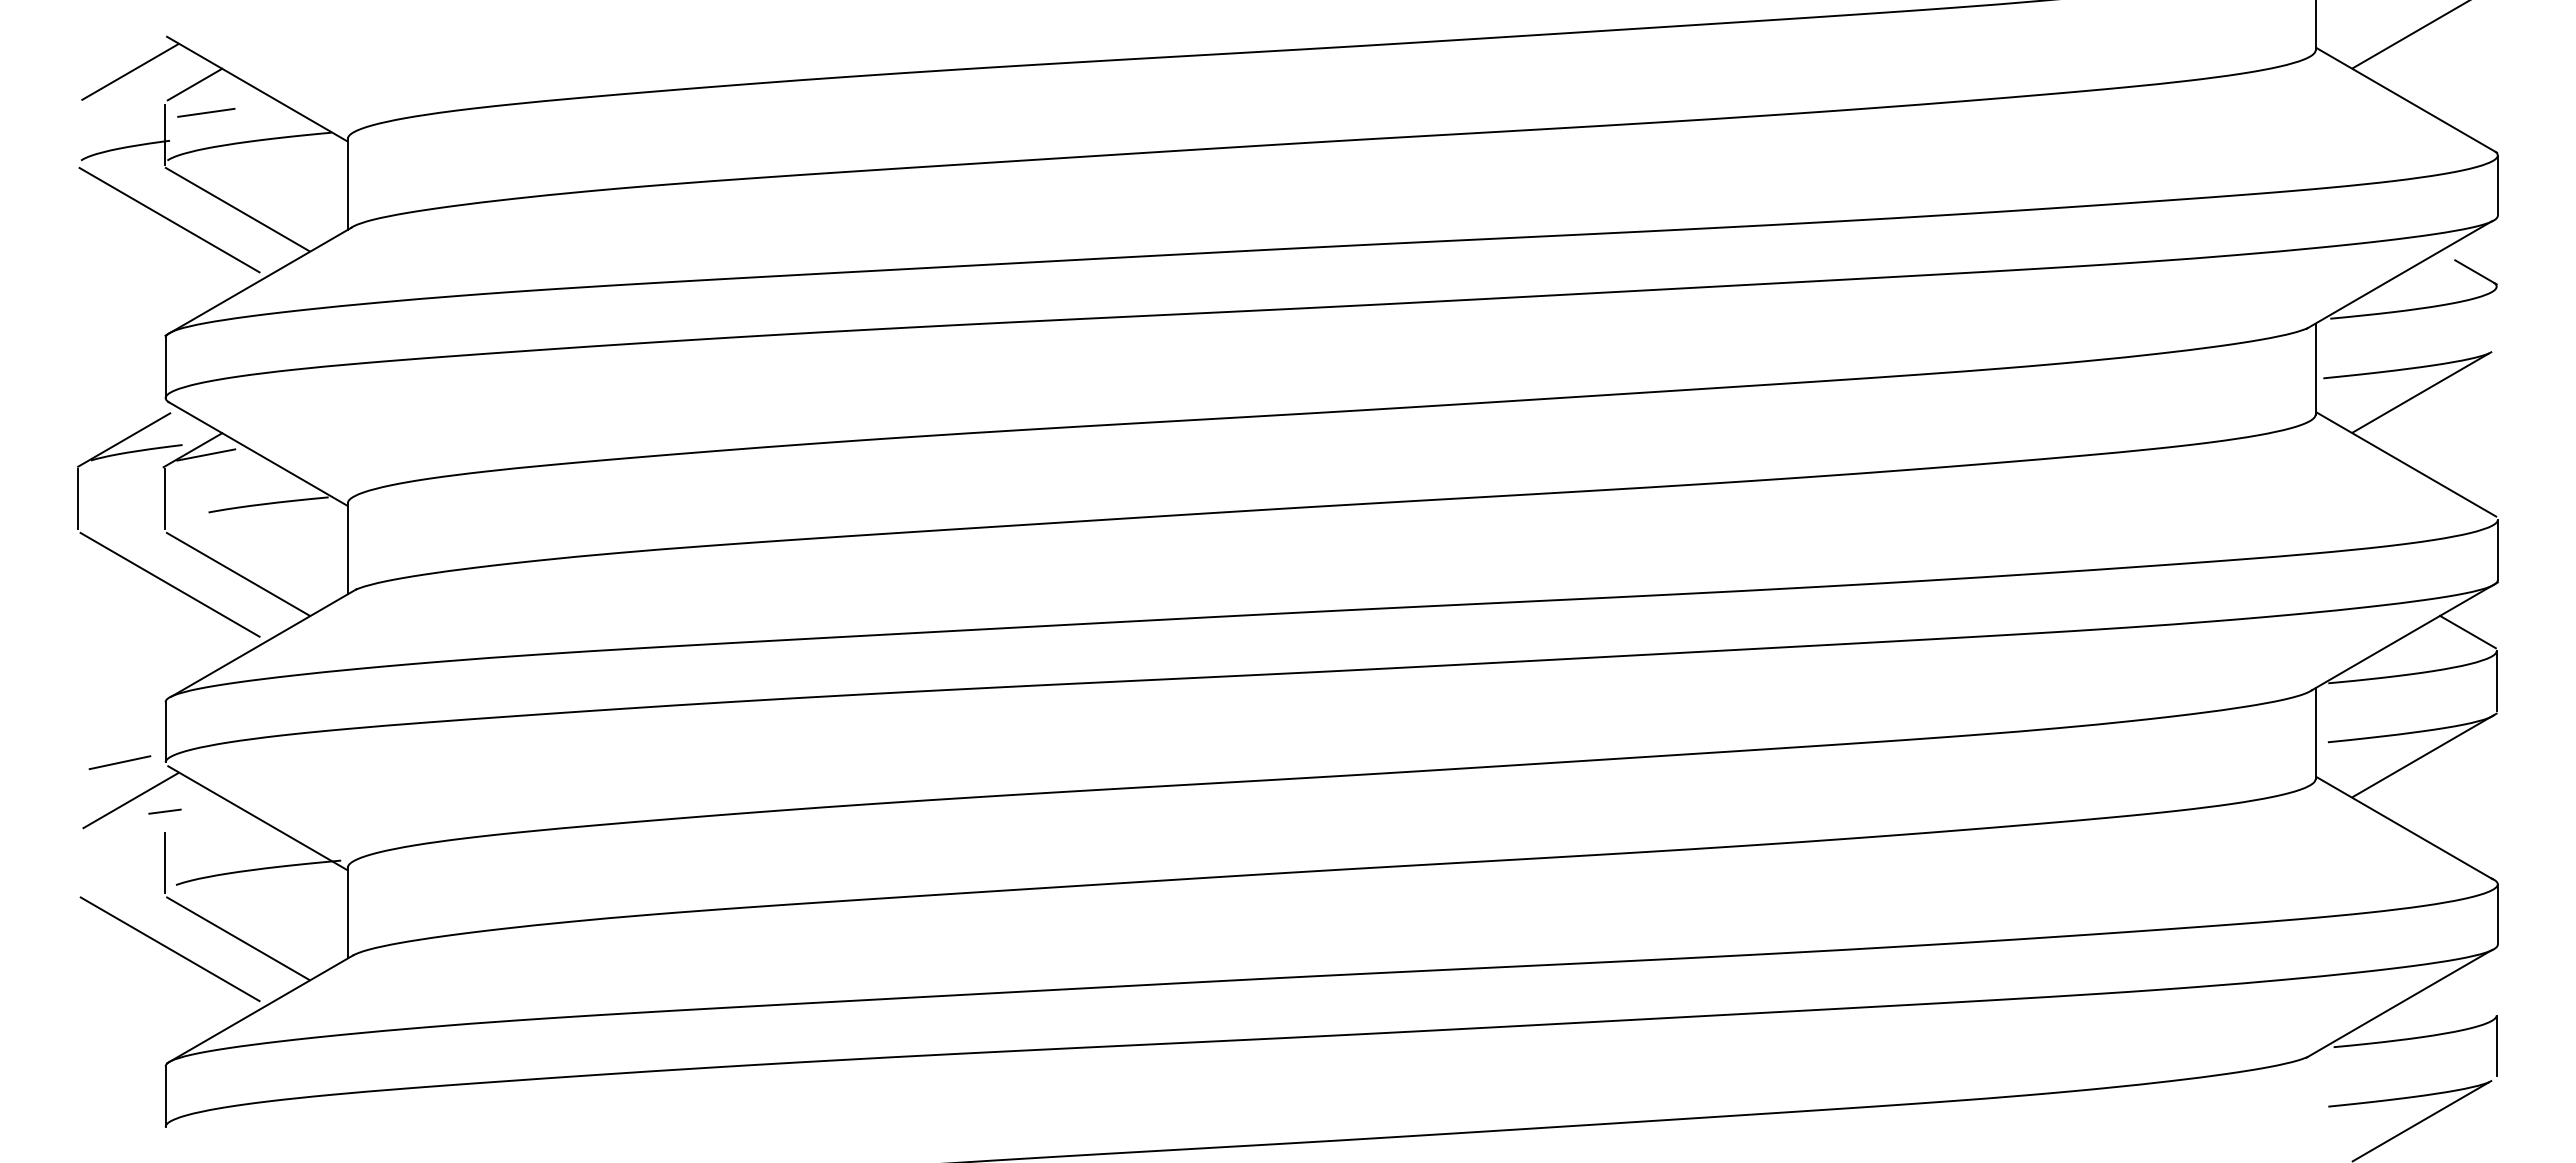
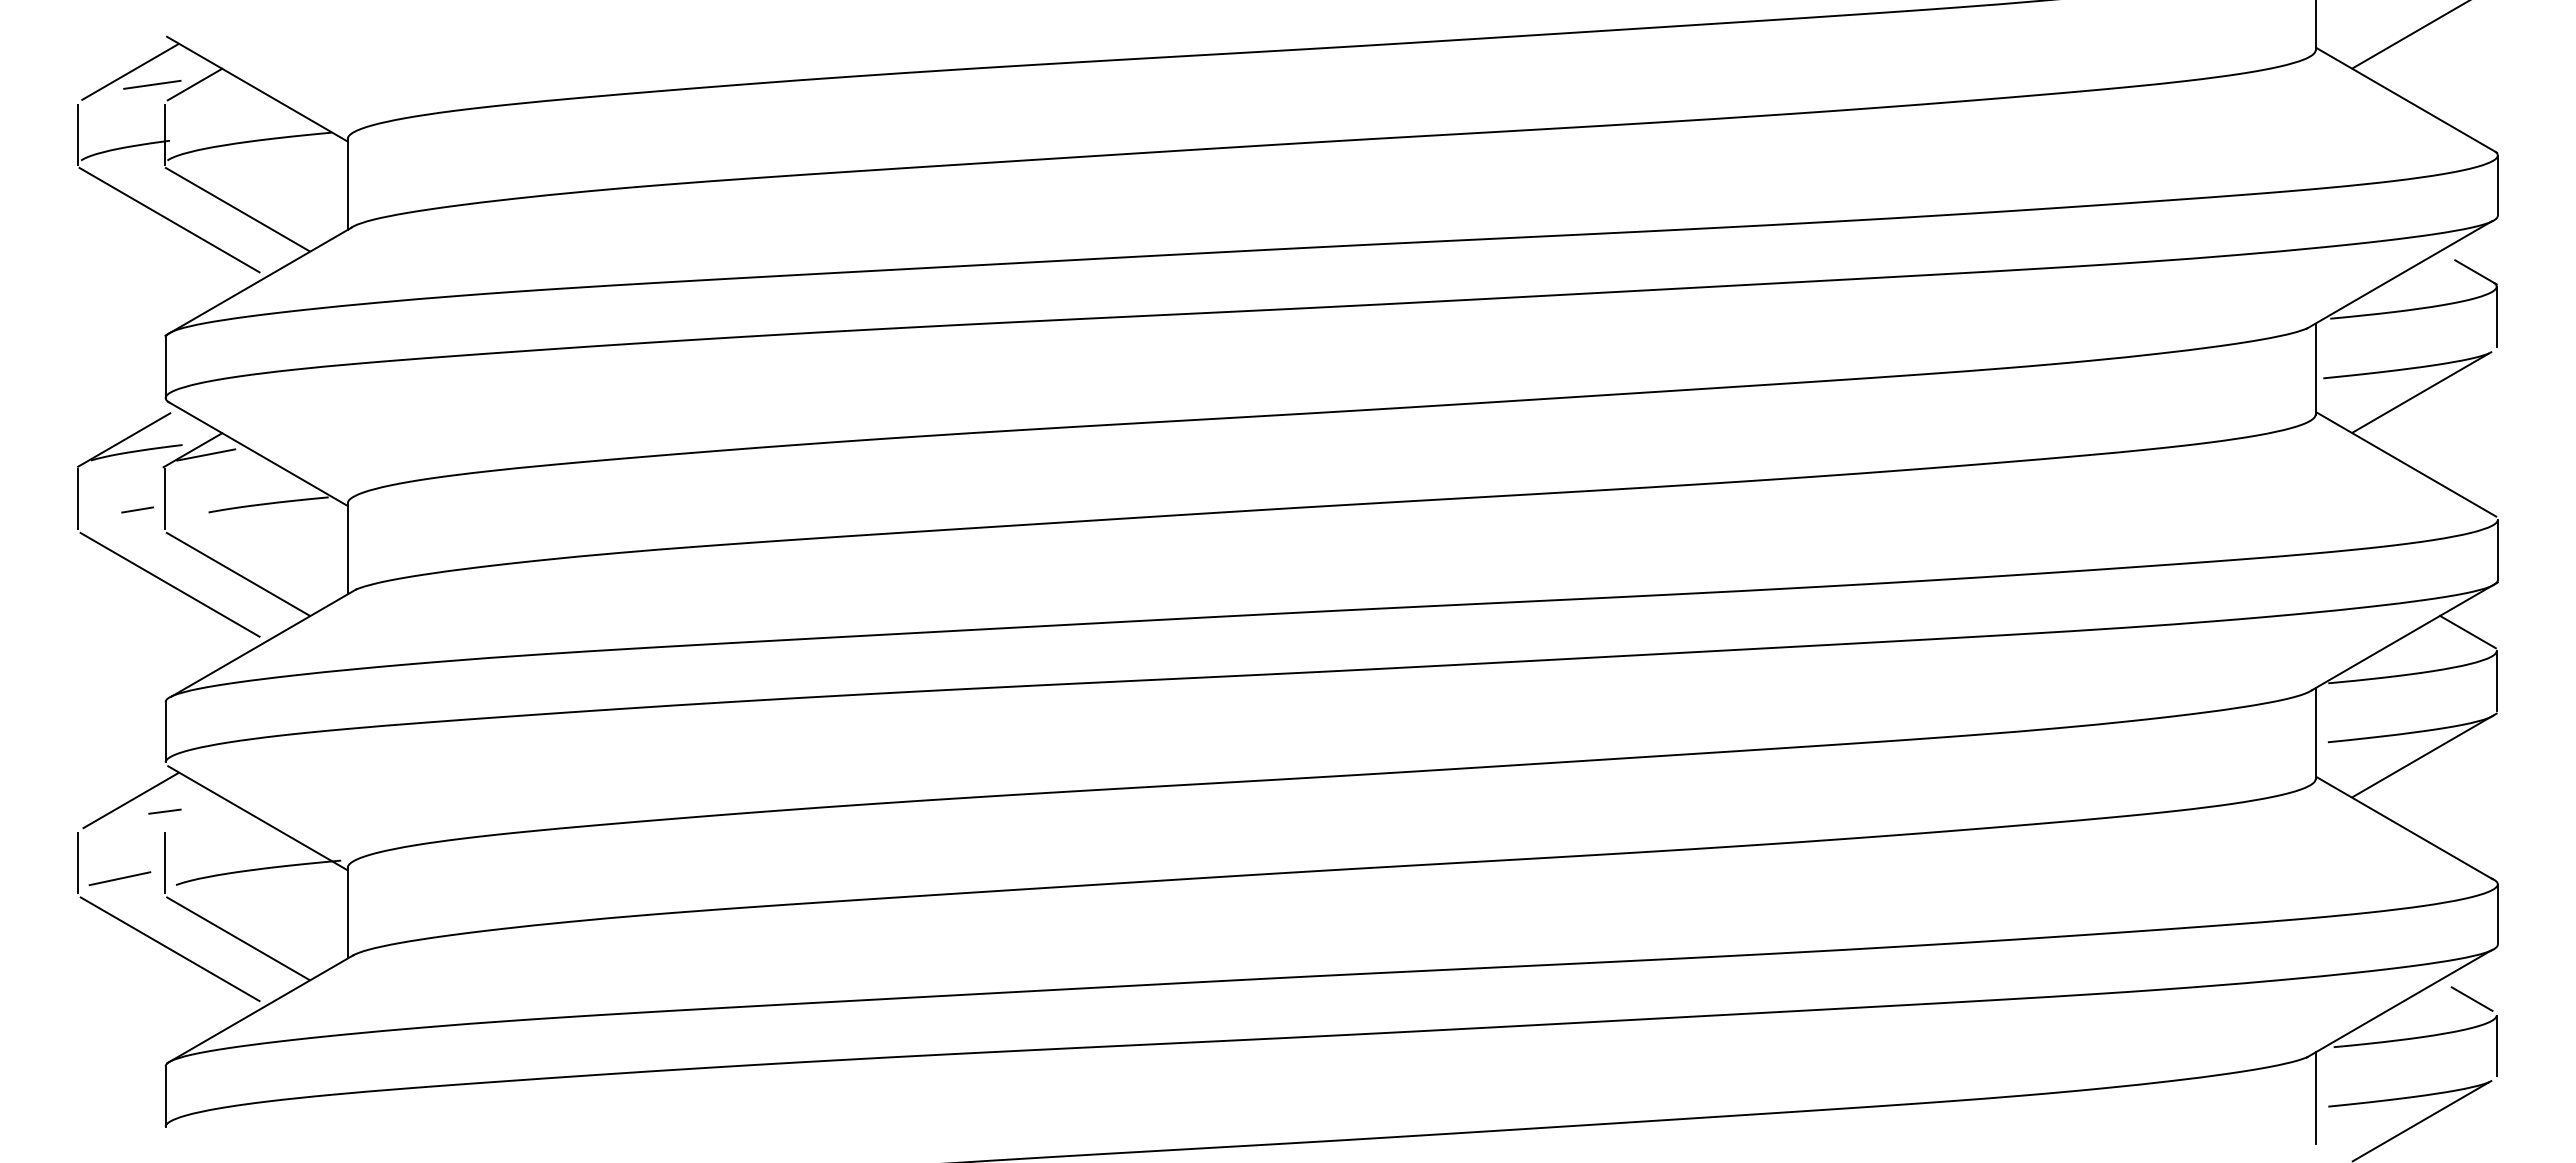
line position: (206, 112) -> (152, 84) (152, 84)
line: none -> present (78, 134)
line: none -> present (2496, 316)
line: none -> present (137, 509)
line position: (119, 762) -> (119, 878) (119, 878)
line: none -> present (78, 863)
line: none -> present (2471, 998)
line: none -> present (2315, 1097)
